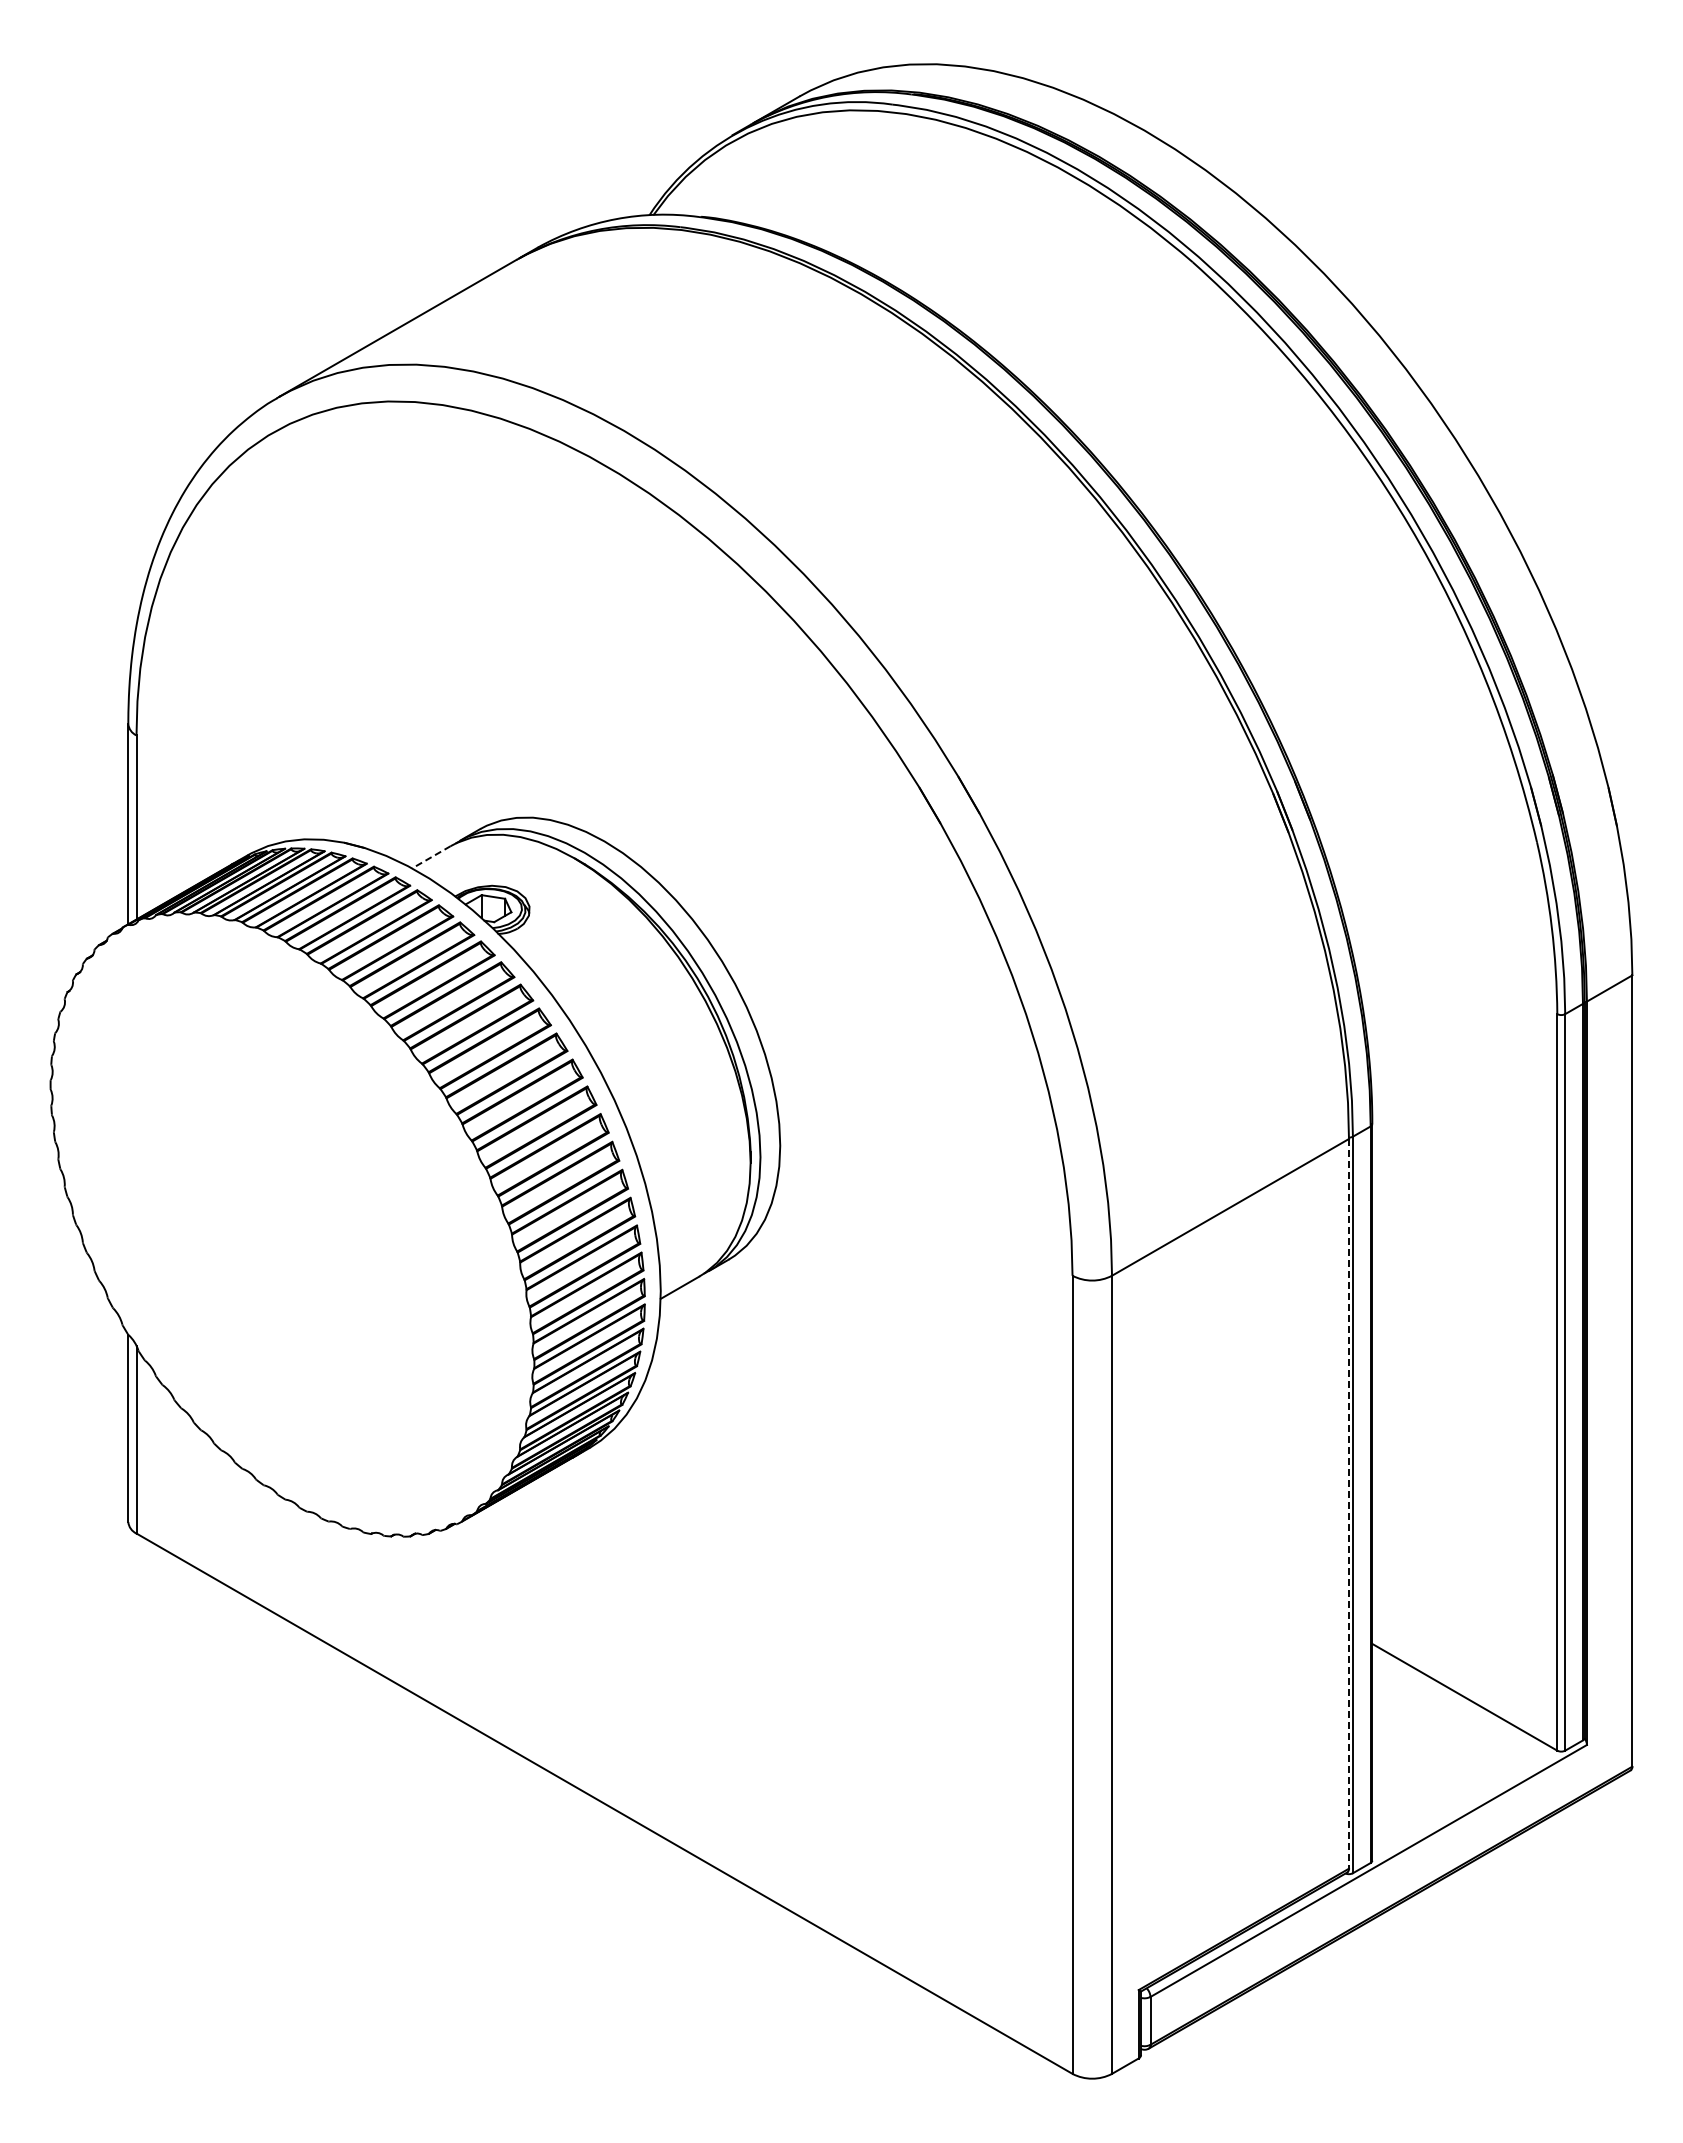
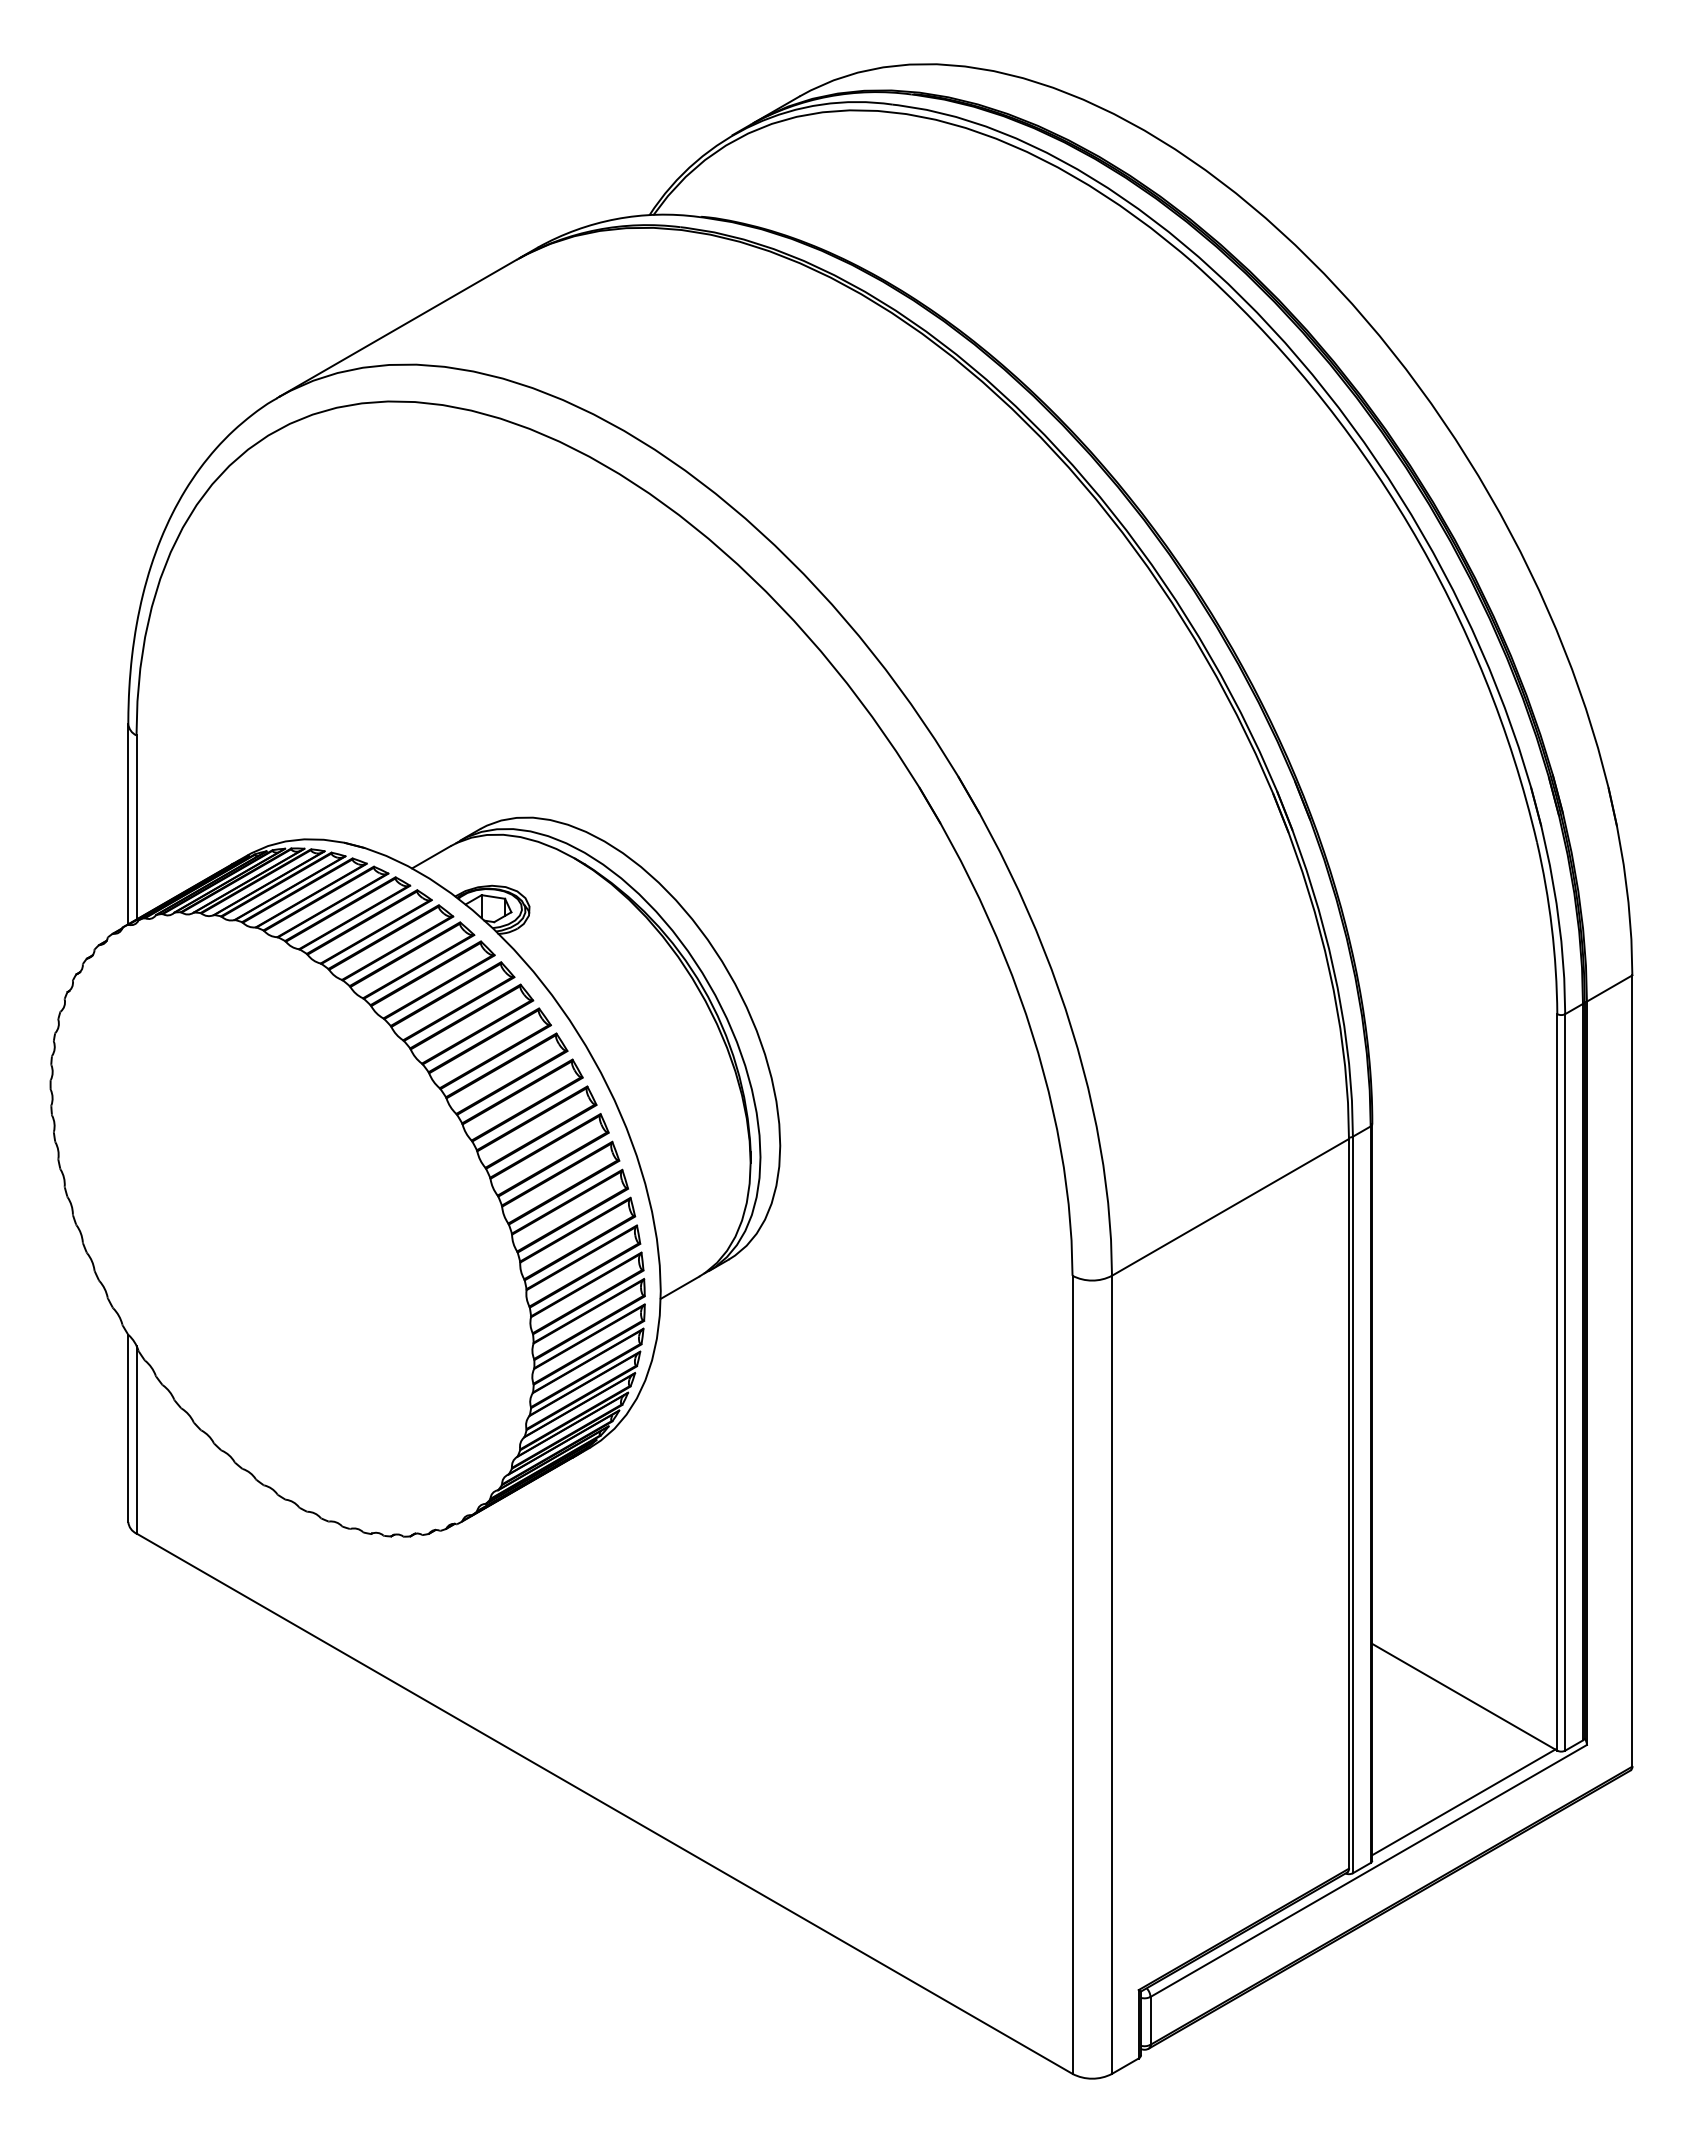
line: dashed -> solid (430, 857)
line: dashed -> solid (1348, 1503)
line: none -> present (1463, 1802)
